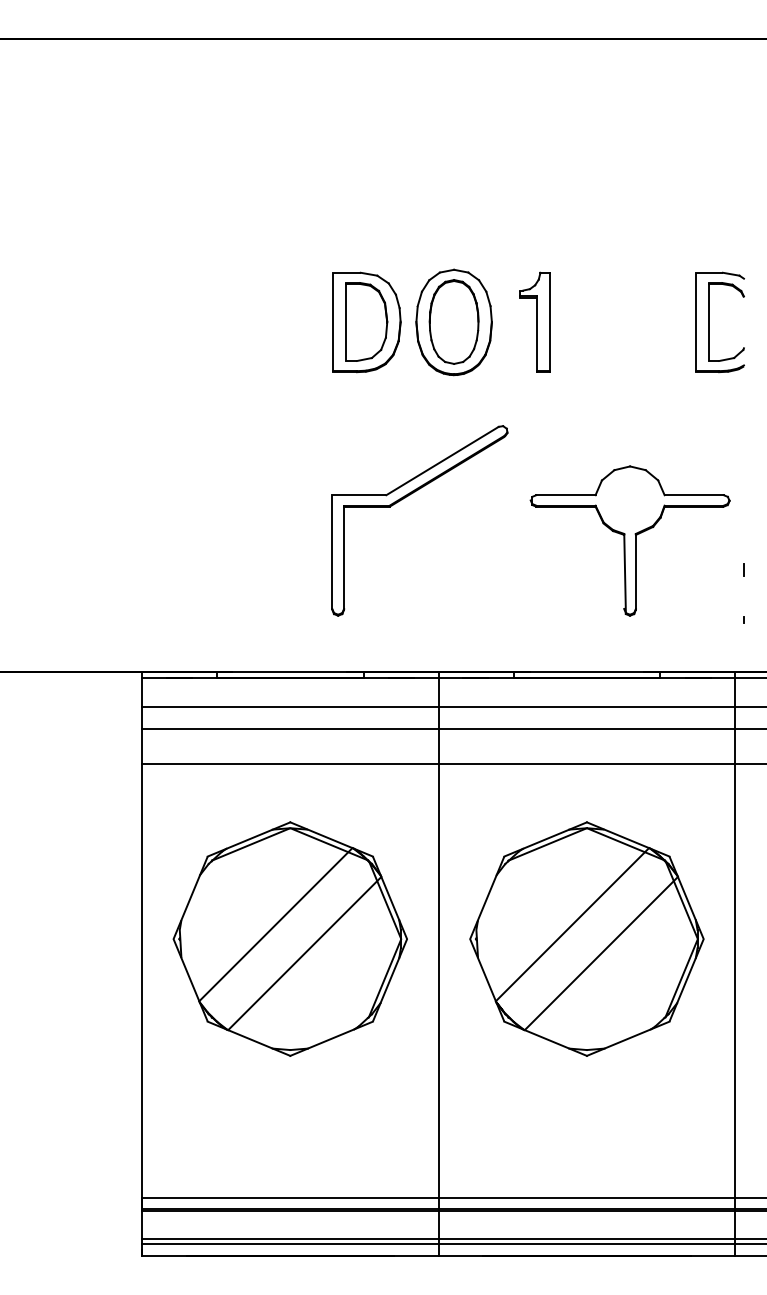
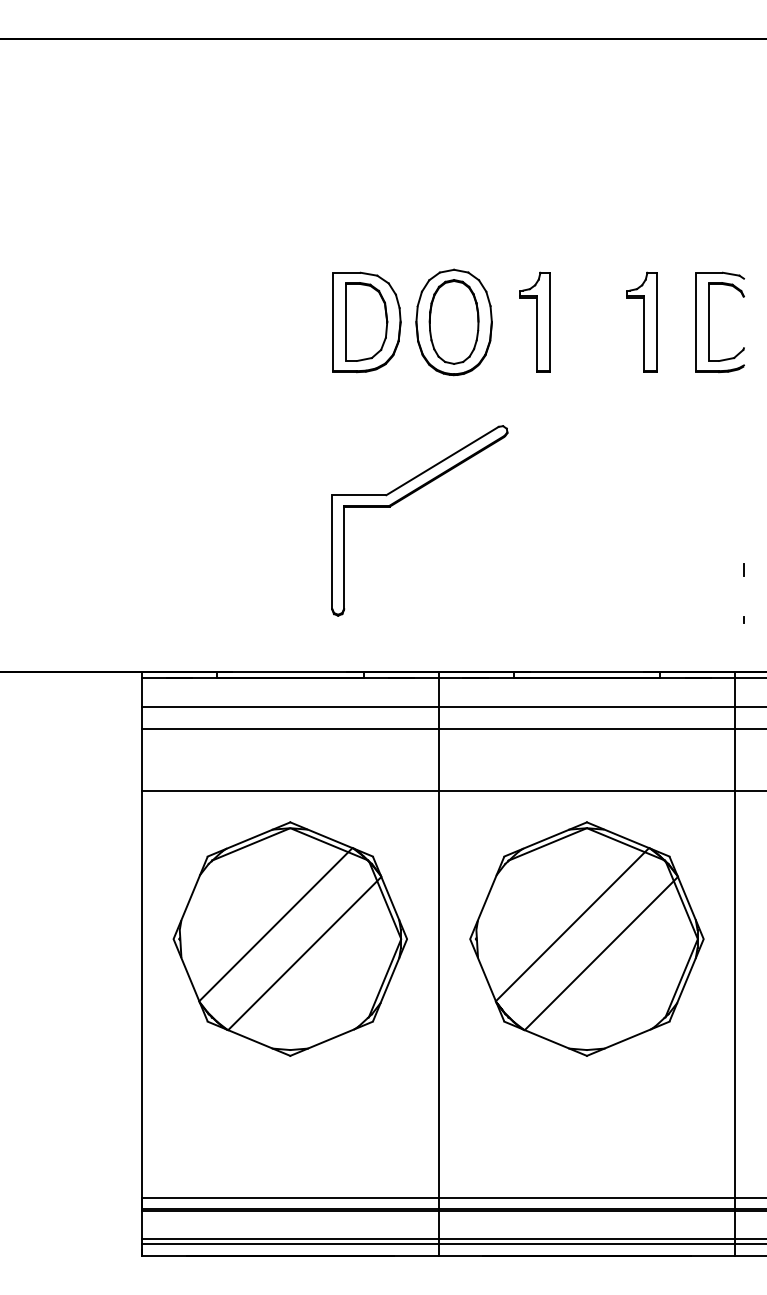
part: none -> present (641, 321)
part: present -> none (629, 540)
line position: (452, 763) -> (452, 790) (452, 790)
